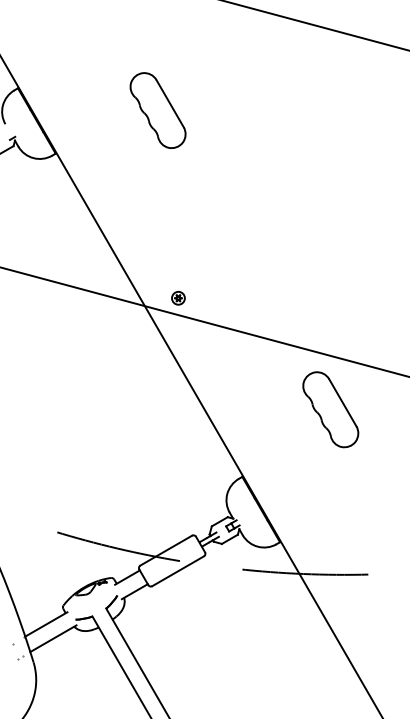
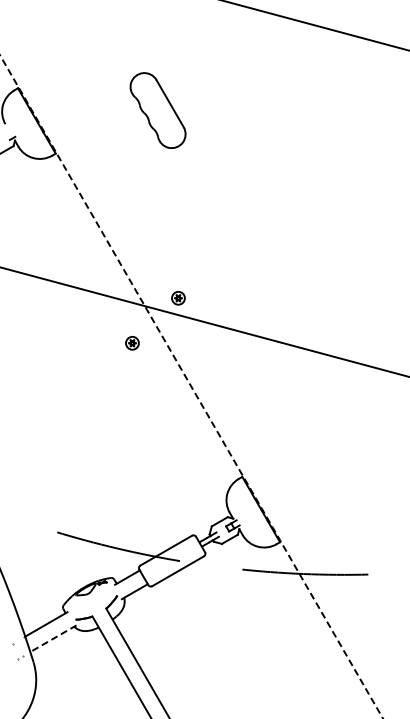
part: none -> present (132, 343)
line: solid -> dashed (191, 387)
part: present -> none (330, 409)
line: solid -> dashed (53, 638)
